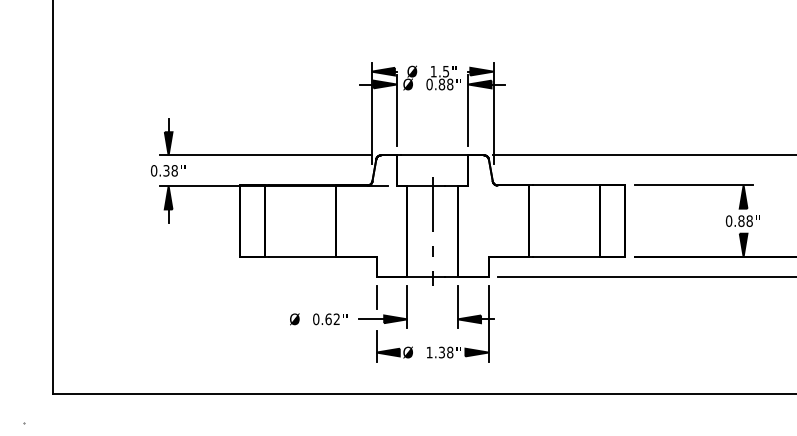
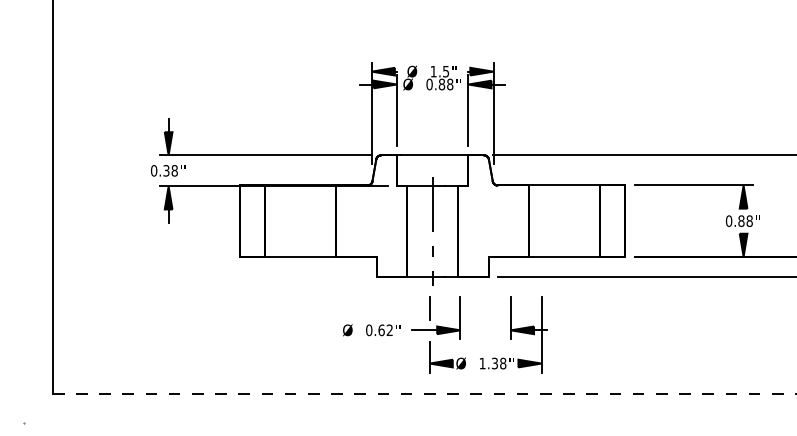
part position: (392, 323) -> (445, 334) (445, 334)
line: solid -> dashed (424, 393)
